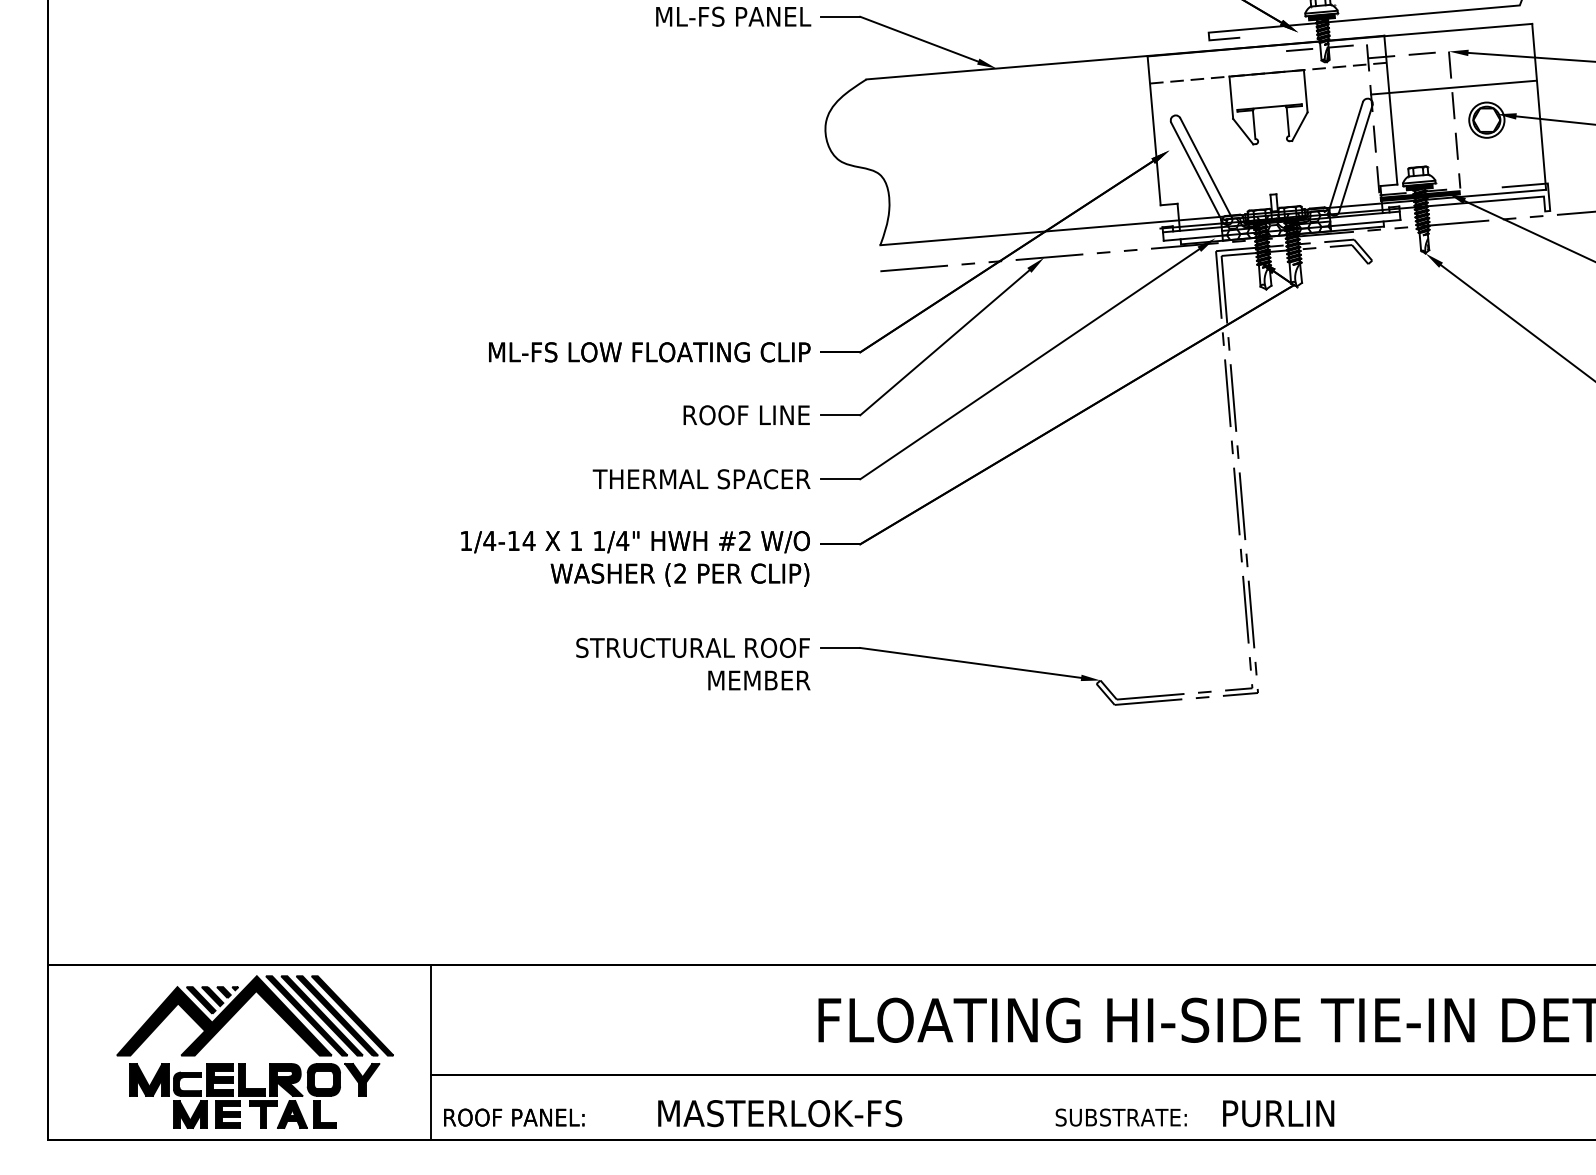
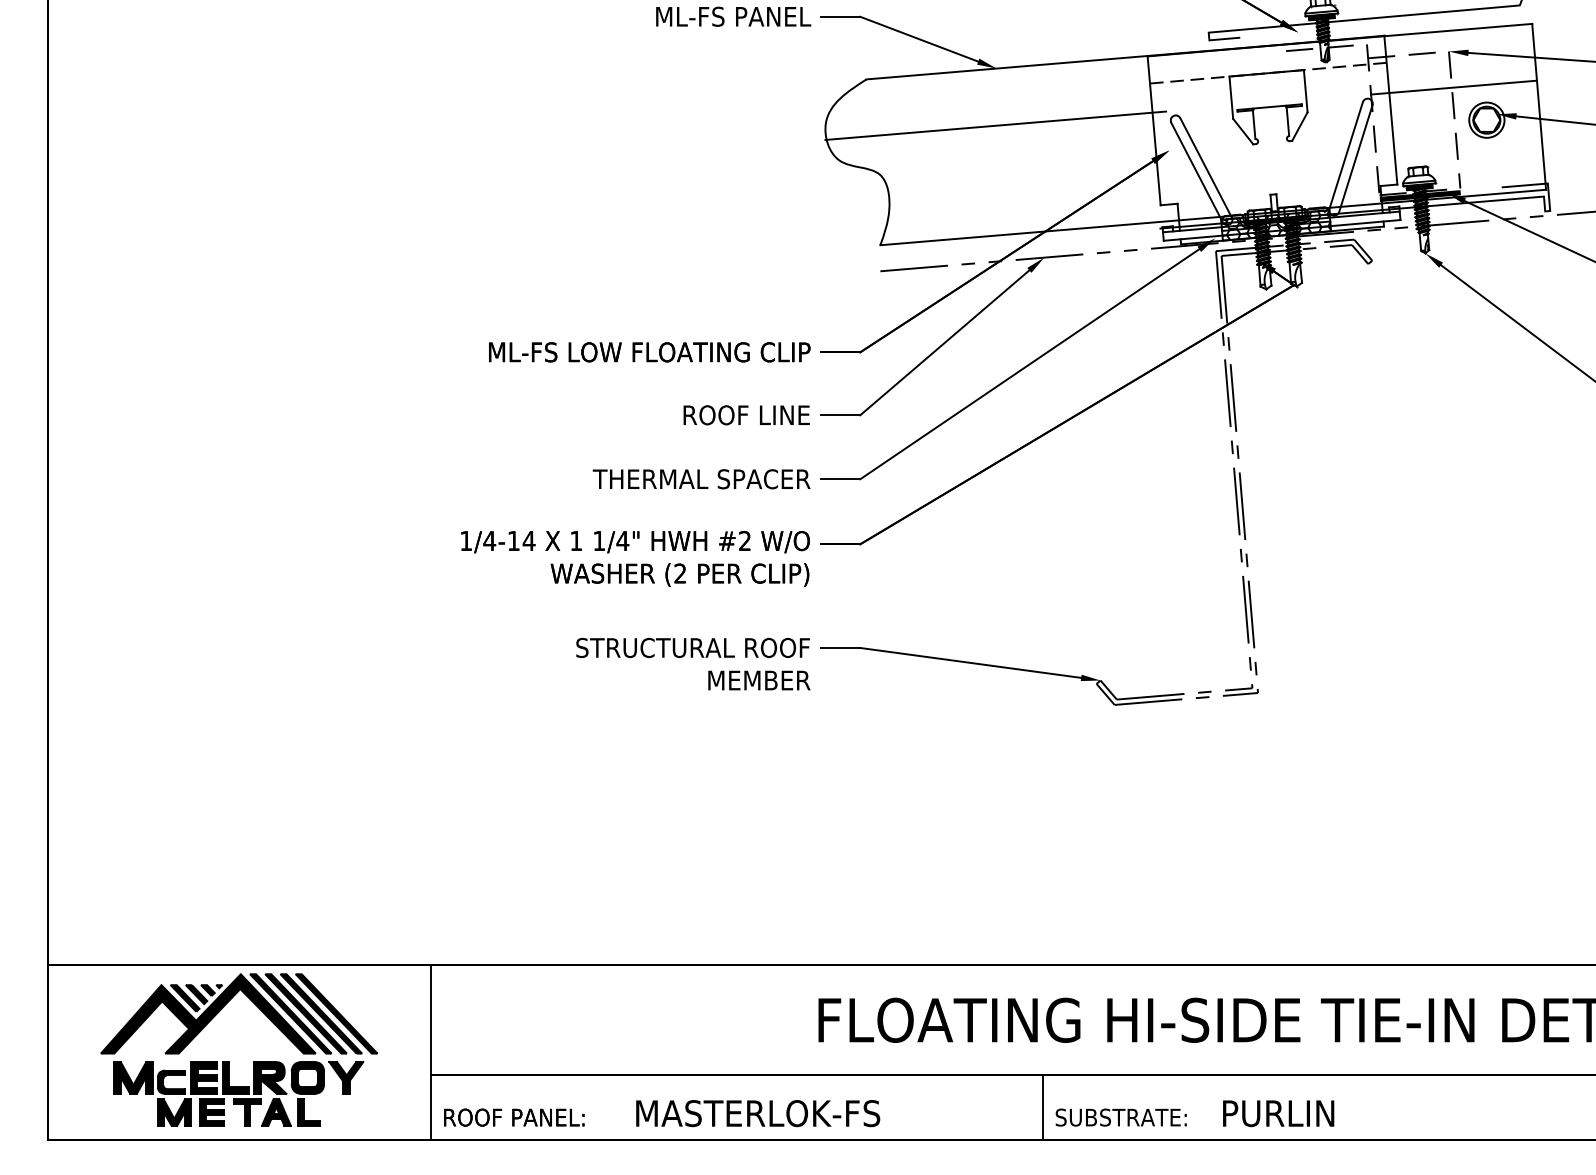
line: none -> present (995, 125)
part position: (245, 1063) -> (229, 1061) (229, 1061)
line: none -> present (1043, 1107)
text position: (780, 1113) -> (758, 1113) (758, 1113)
